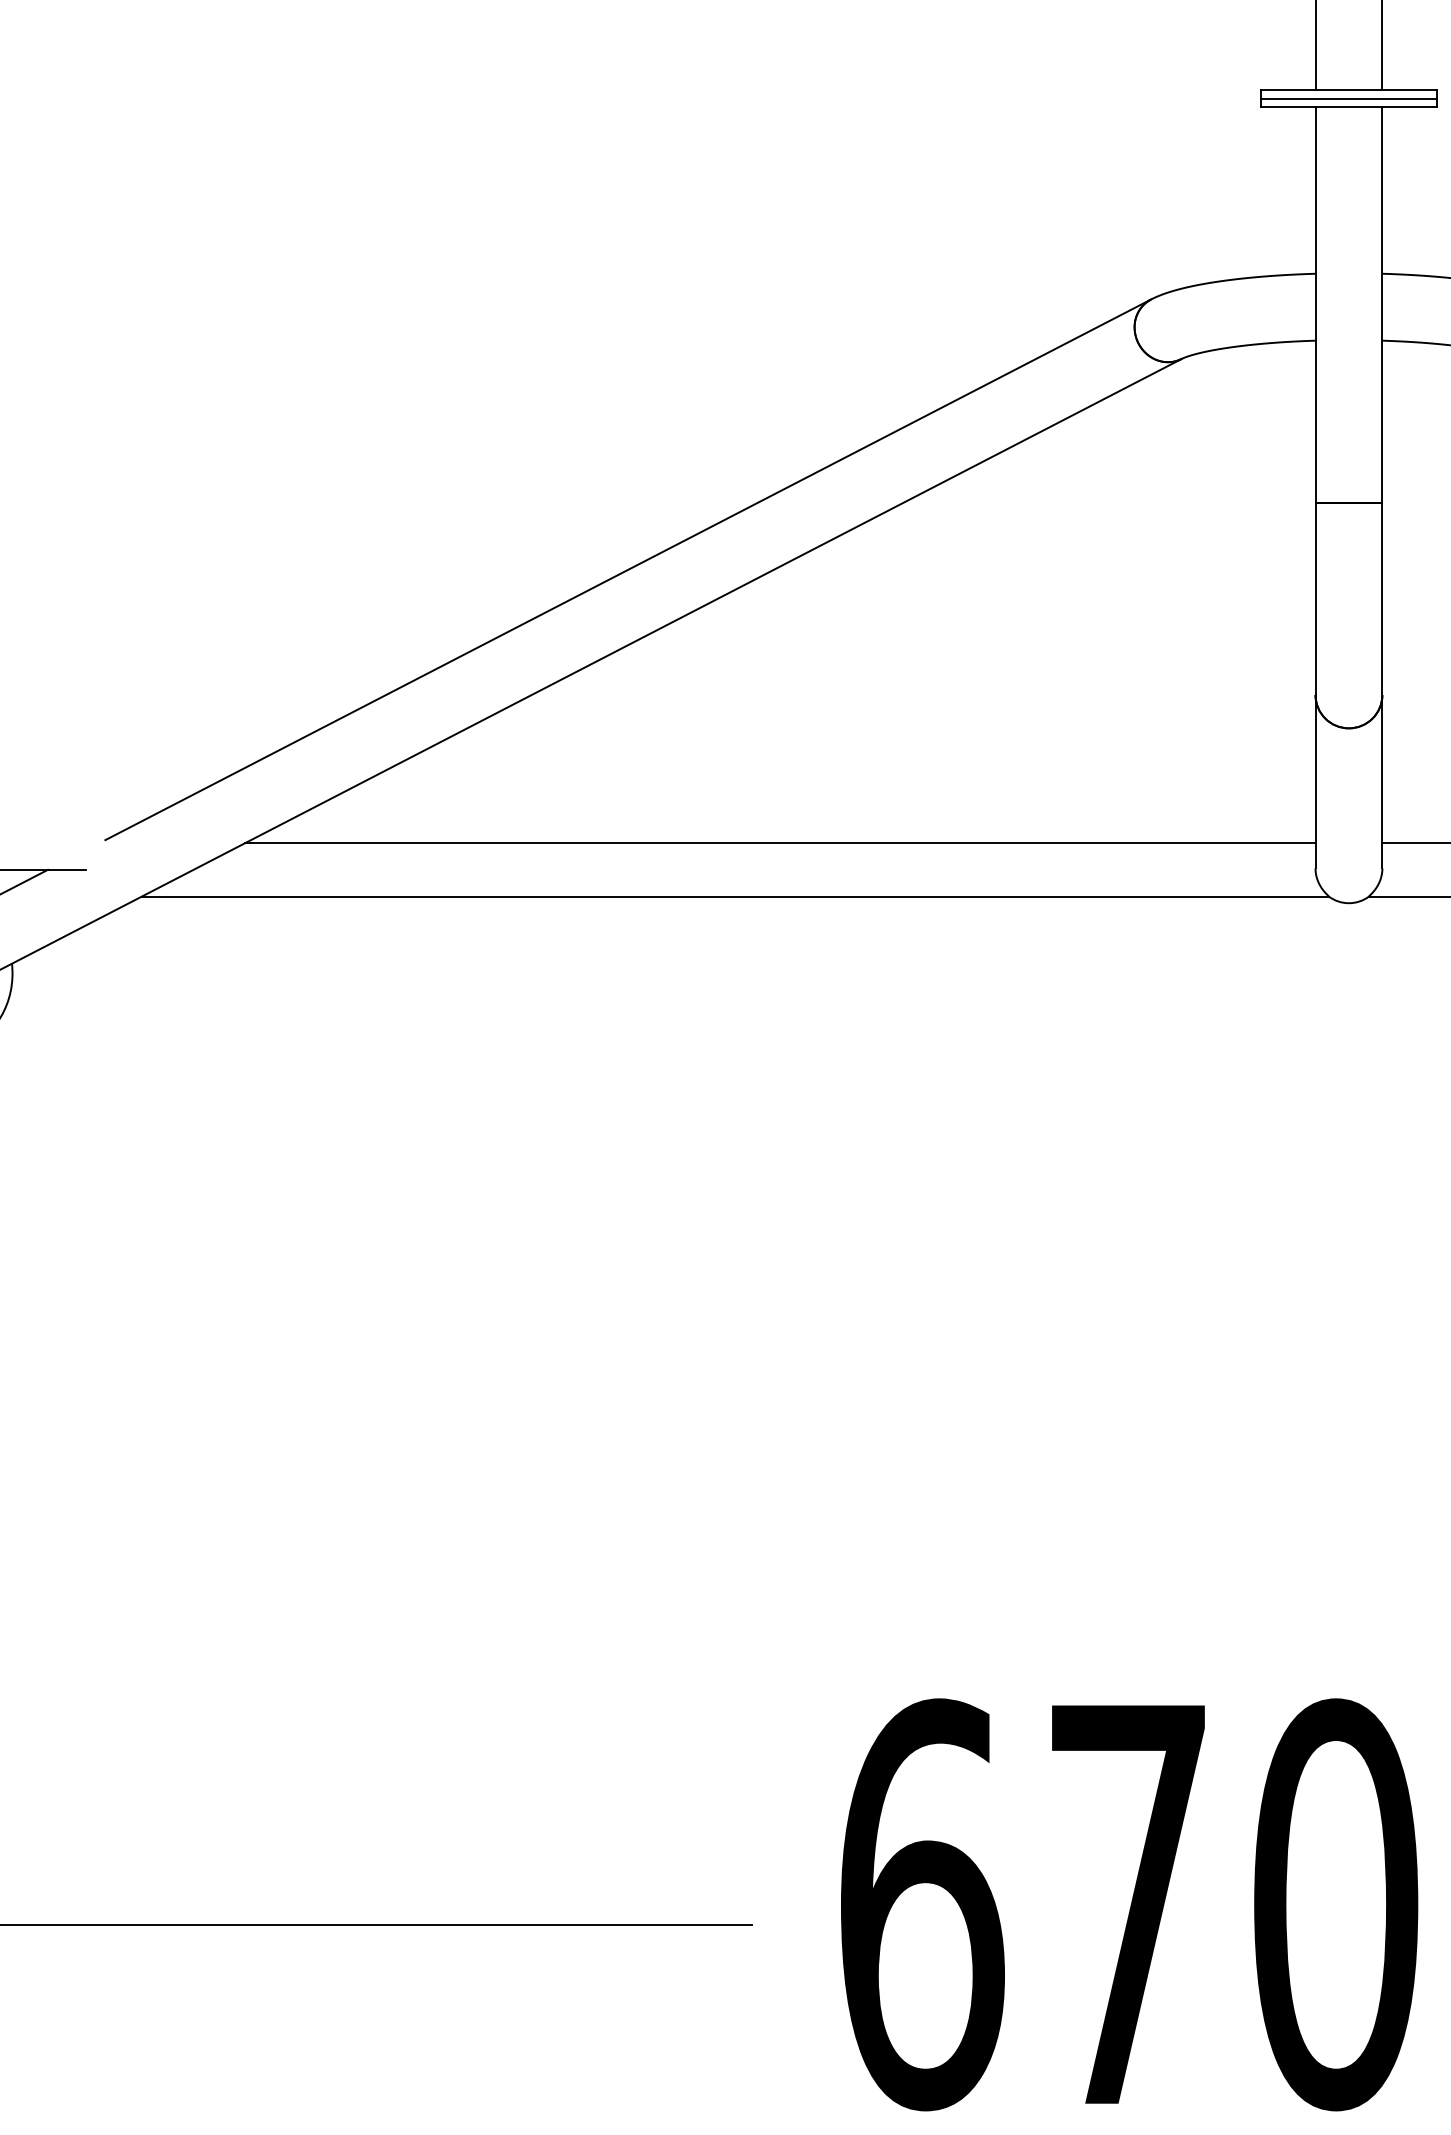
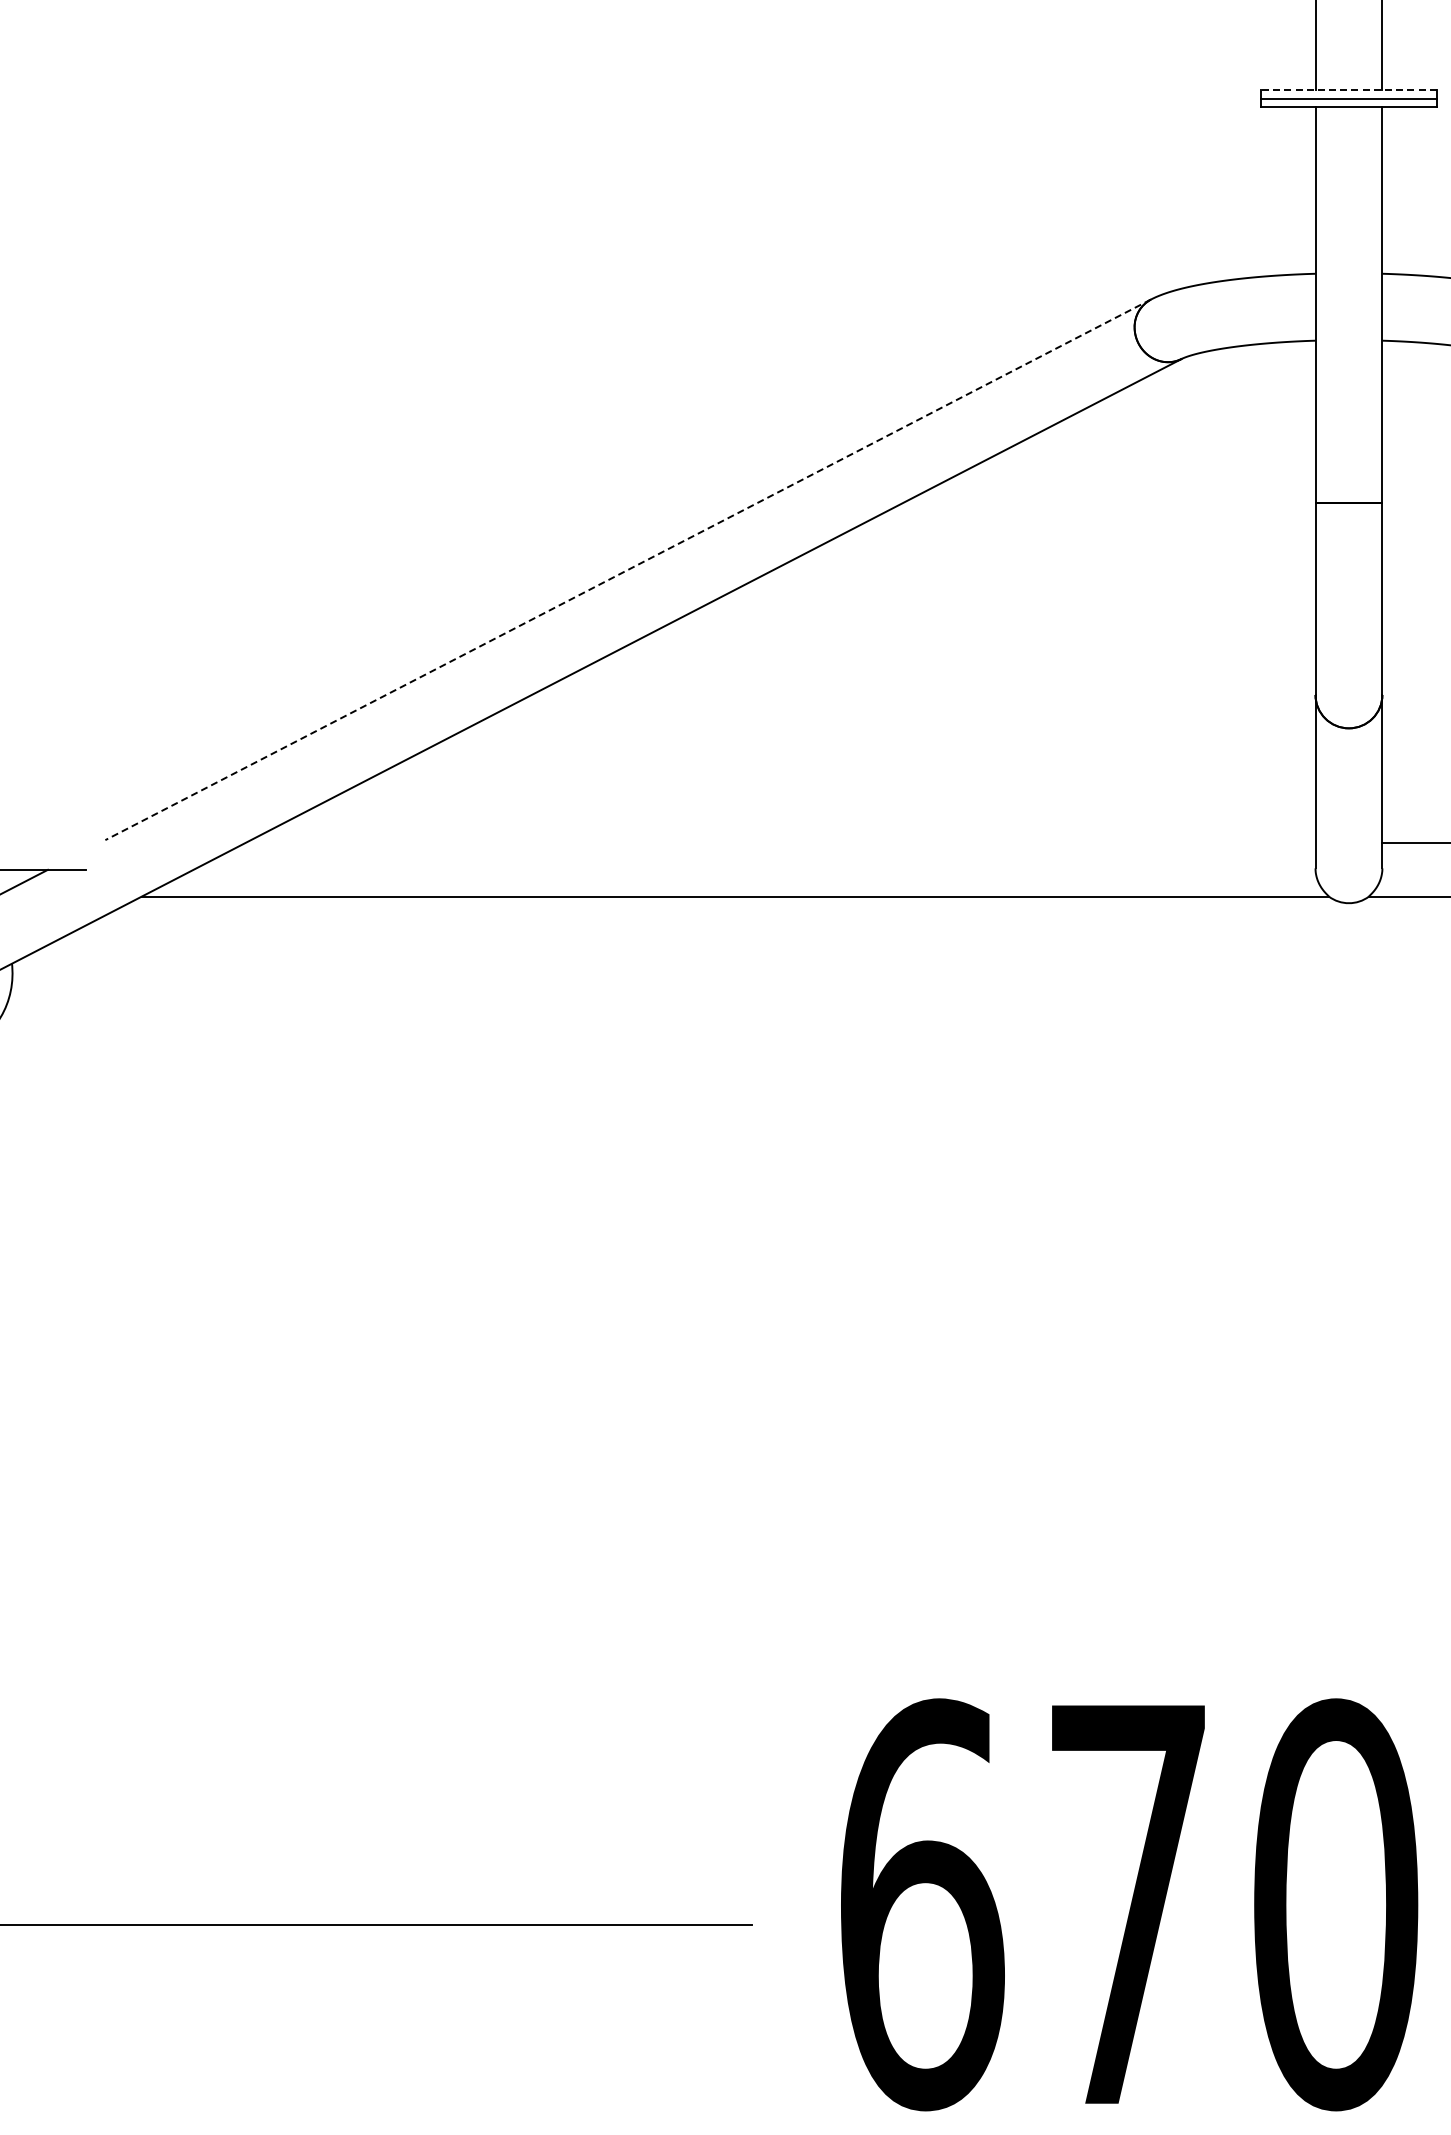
line: solid -> dashed (1348, 90)
line: solid -> dashed (628, 569)
line: present -> none (780, 843)
